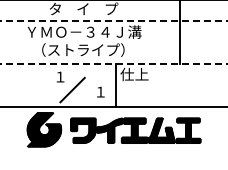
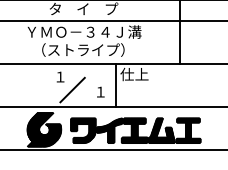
line: dashed -> solid (114, 21)
line: dashed -> solid (114, 64)
line: none -> present (113, 150)
